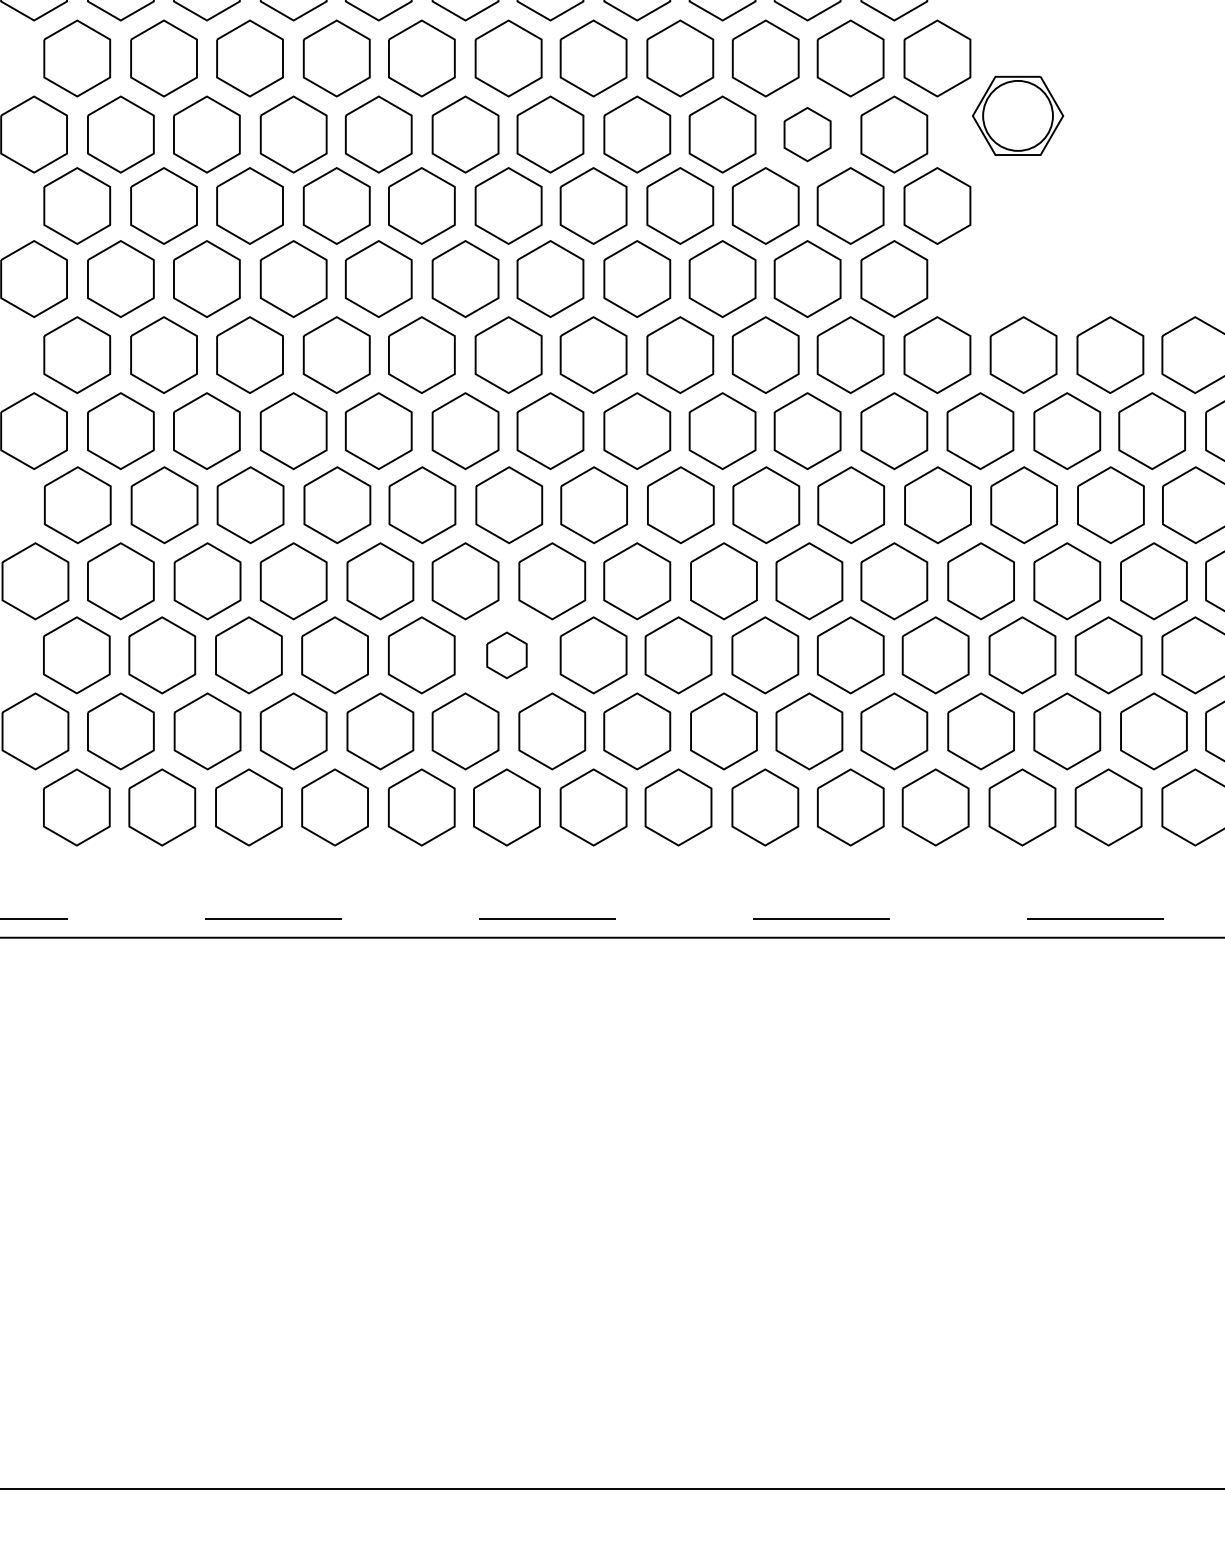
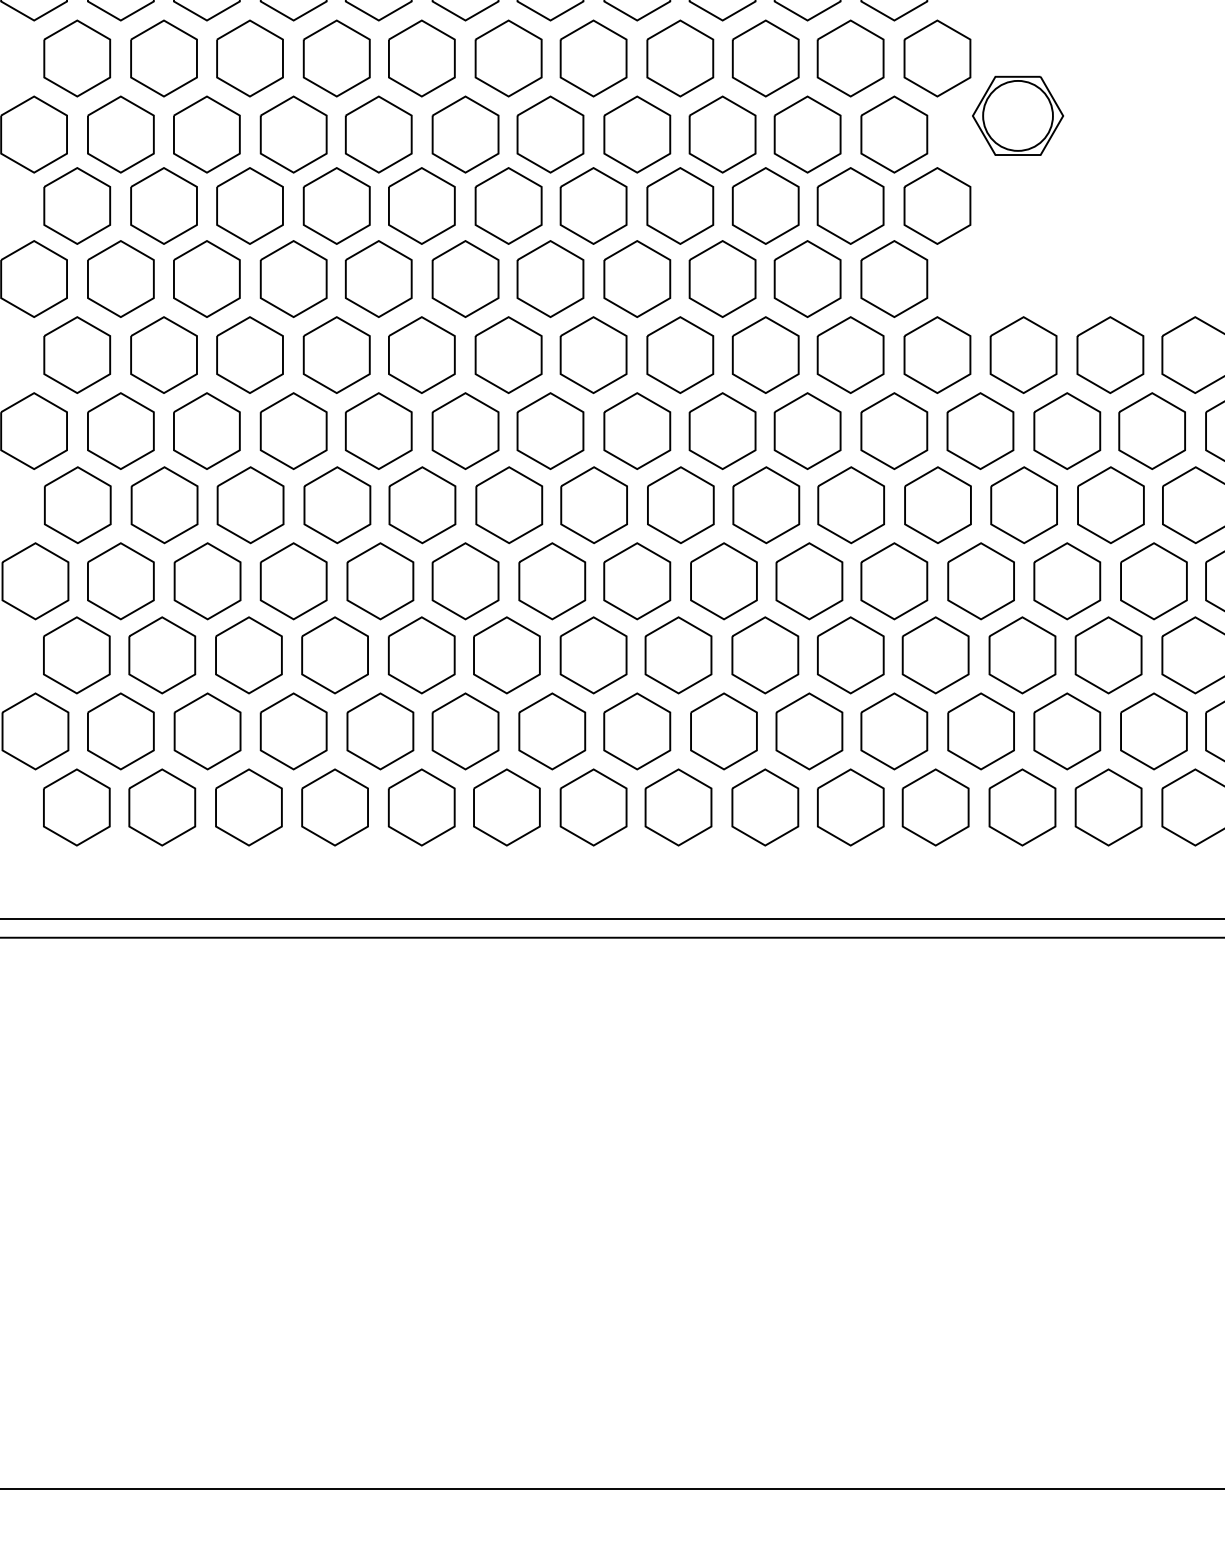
part size: 49x56 px -> 69x79 px (807, 134)
part size: 42x49 px -> 68x79 px (506, 655)
line: dashed -> solid (612, 918)
